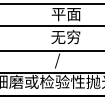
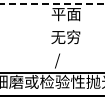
line: solid -> dashed (52, 4)
line: present -> none (51, 26)
line: present -> none (51, 50)
